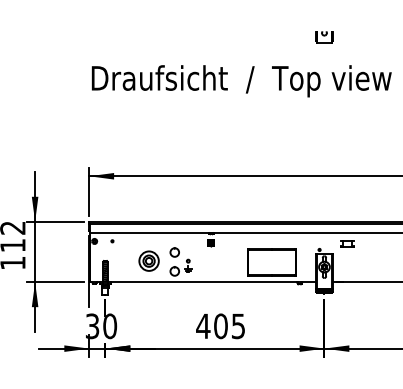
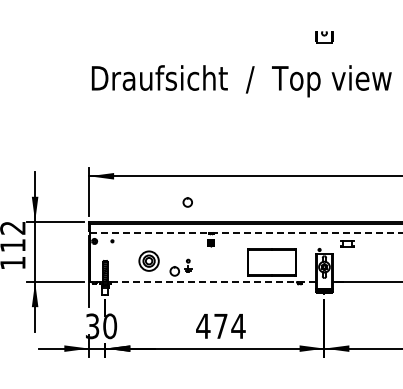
line: solid -> dashed (246, 232)
part position: (174, 252) -> (187, 202) (187, 202)
line: solid -> dashed (213, 282)
text: 405 -> 474 (229, 326)
